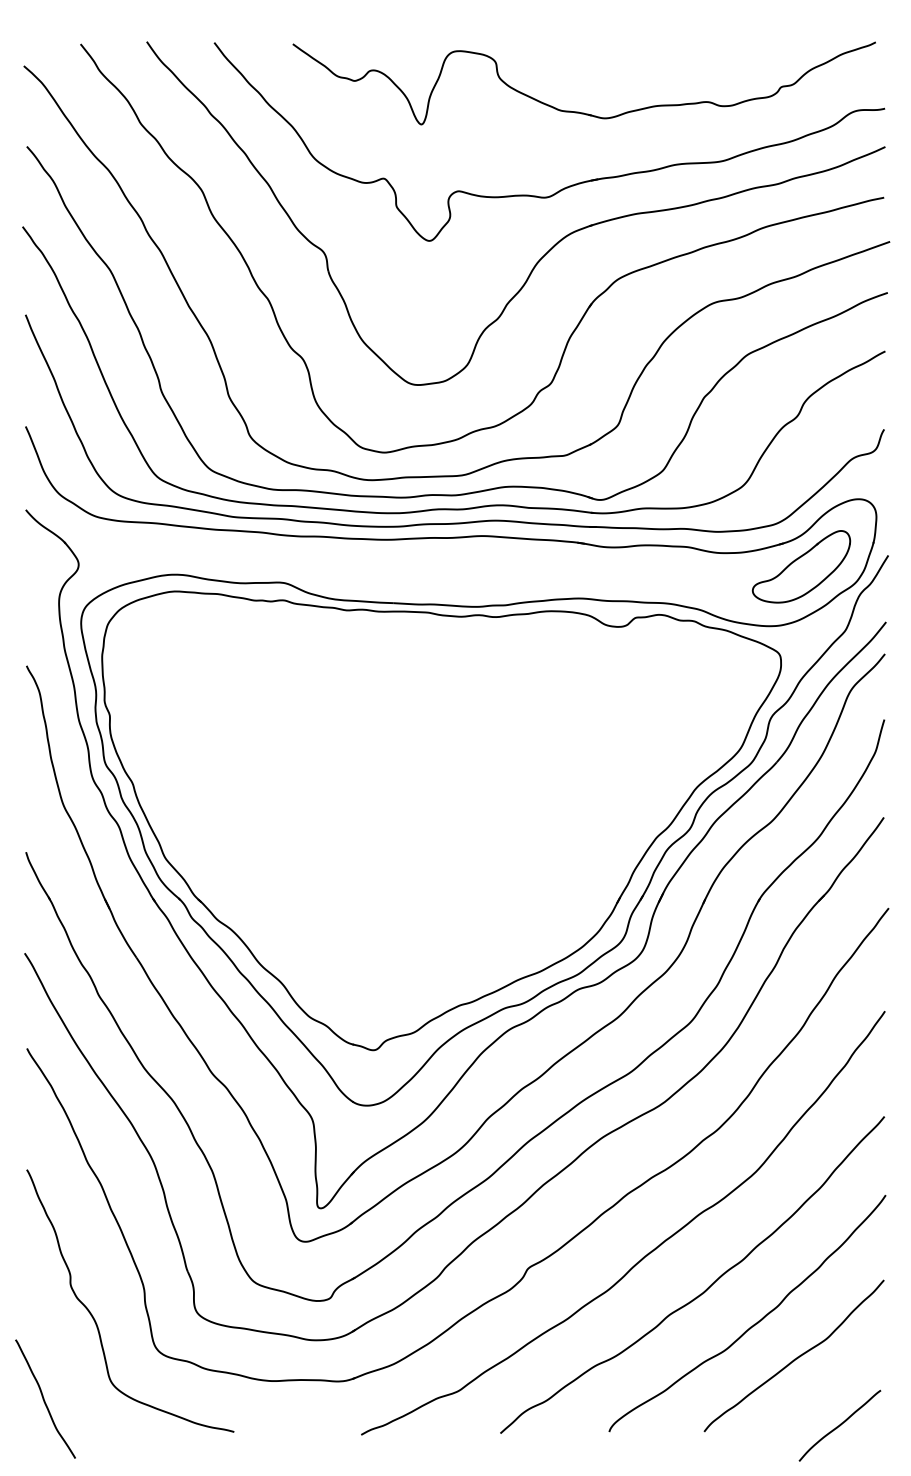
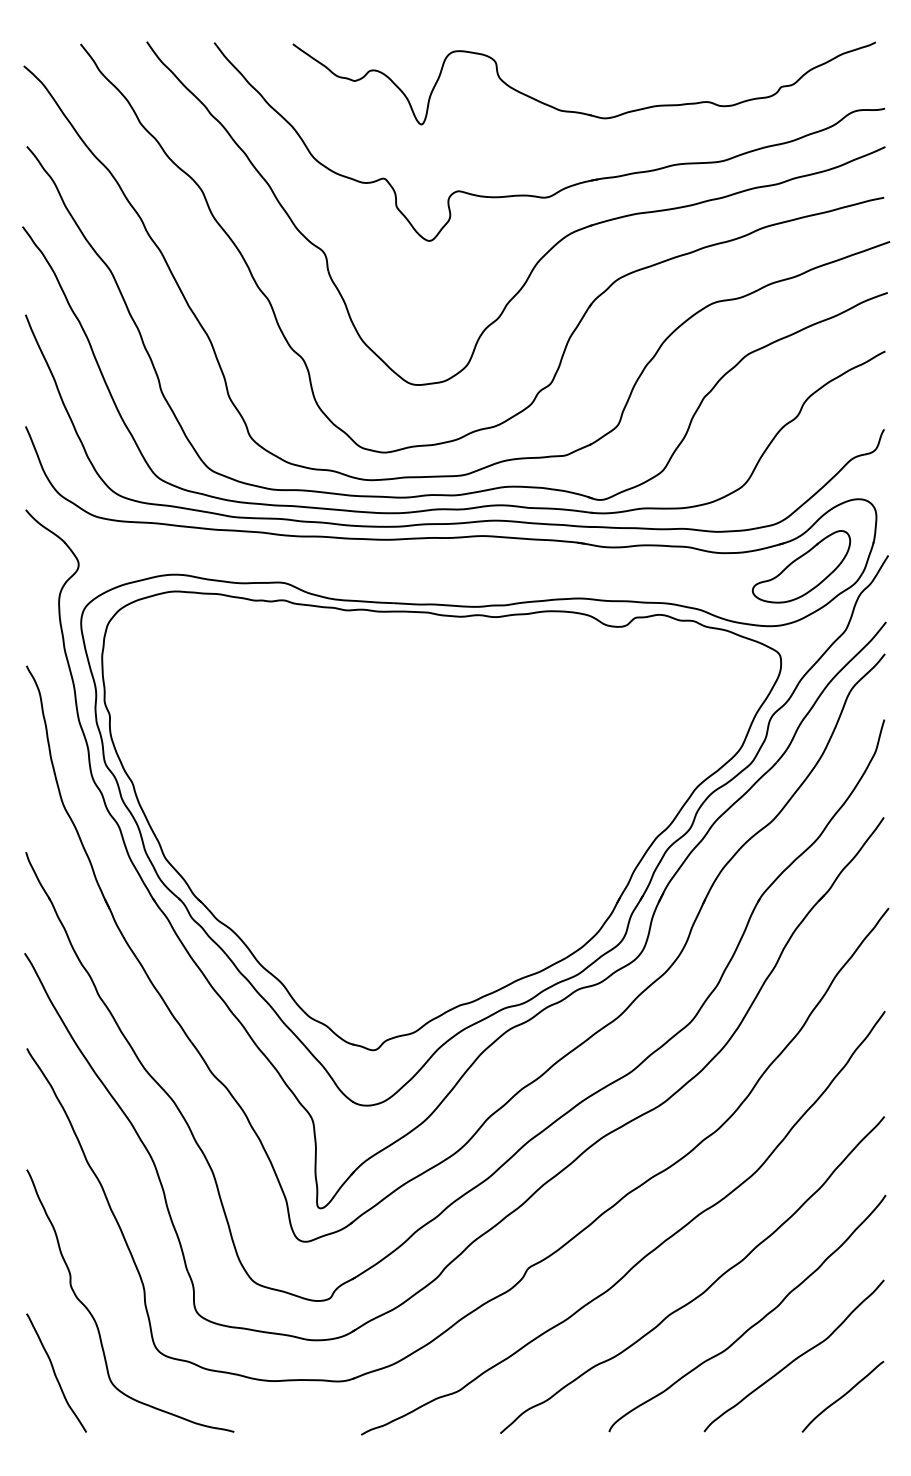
curve position: (44, 1398) -> (55, 1372) (55, 1372)
curve position: (839, 1425) -> (842, 1396) (842, 1396)
